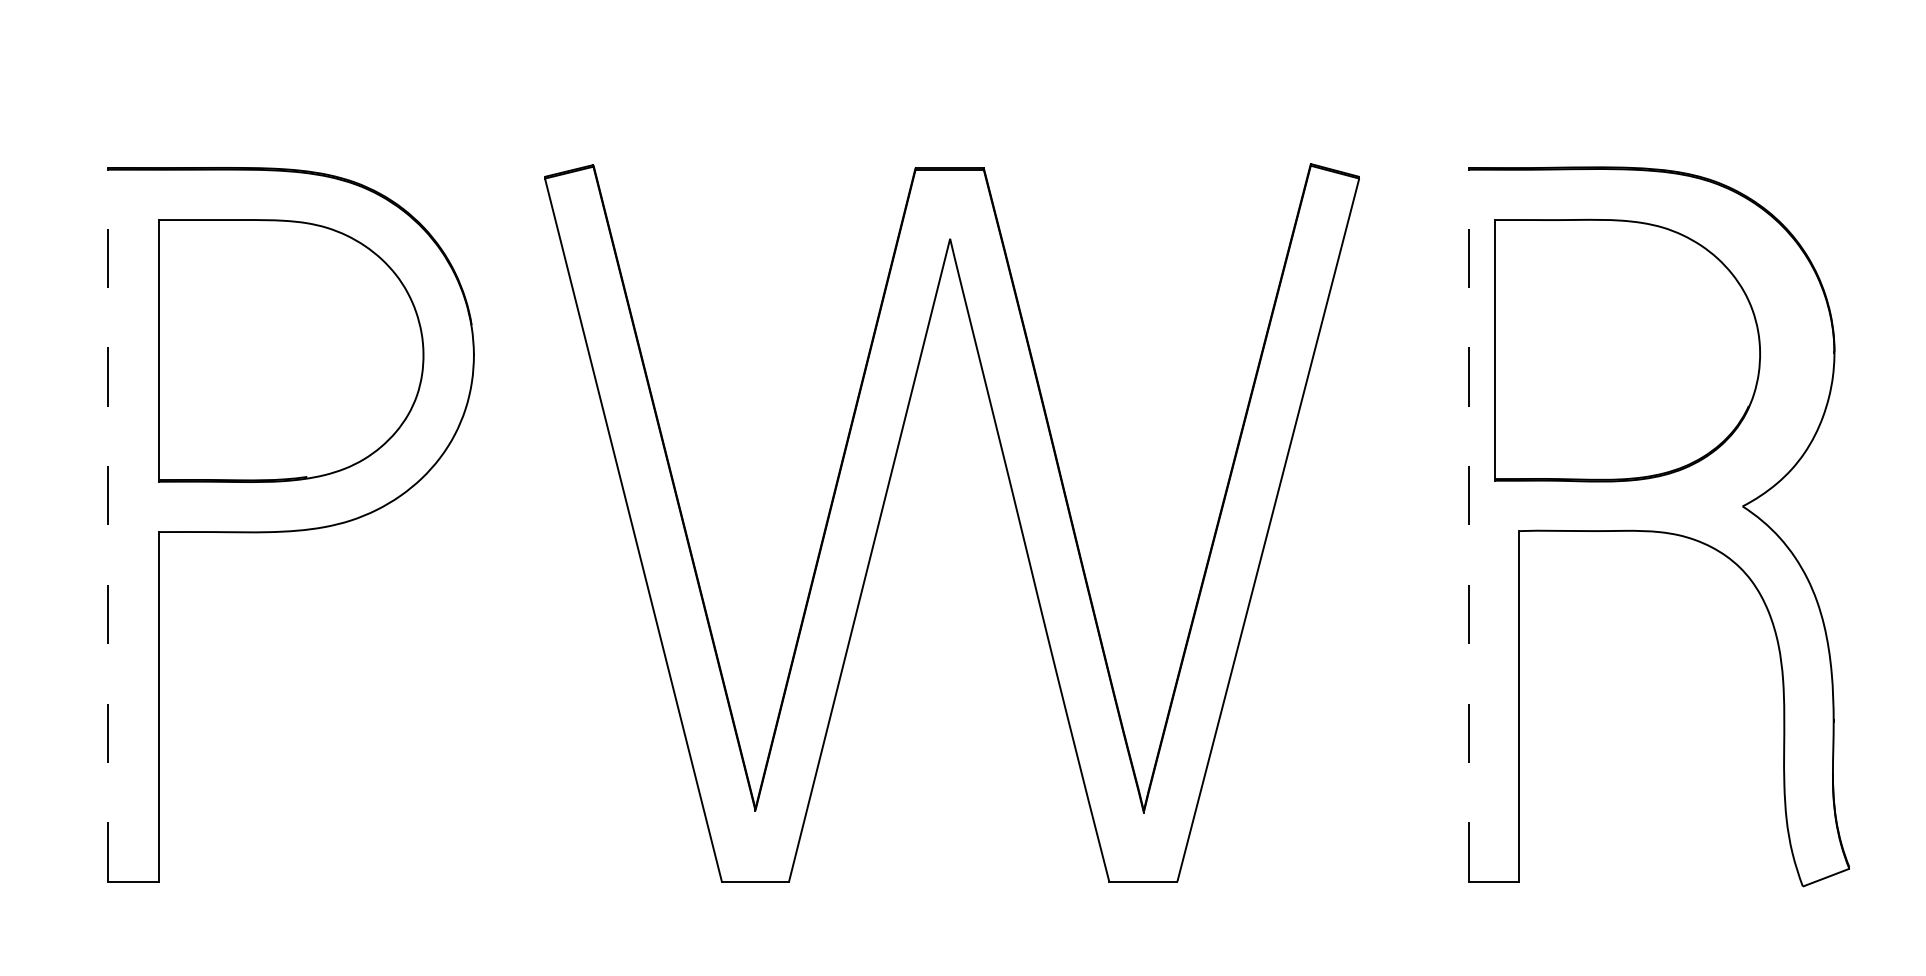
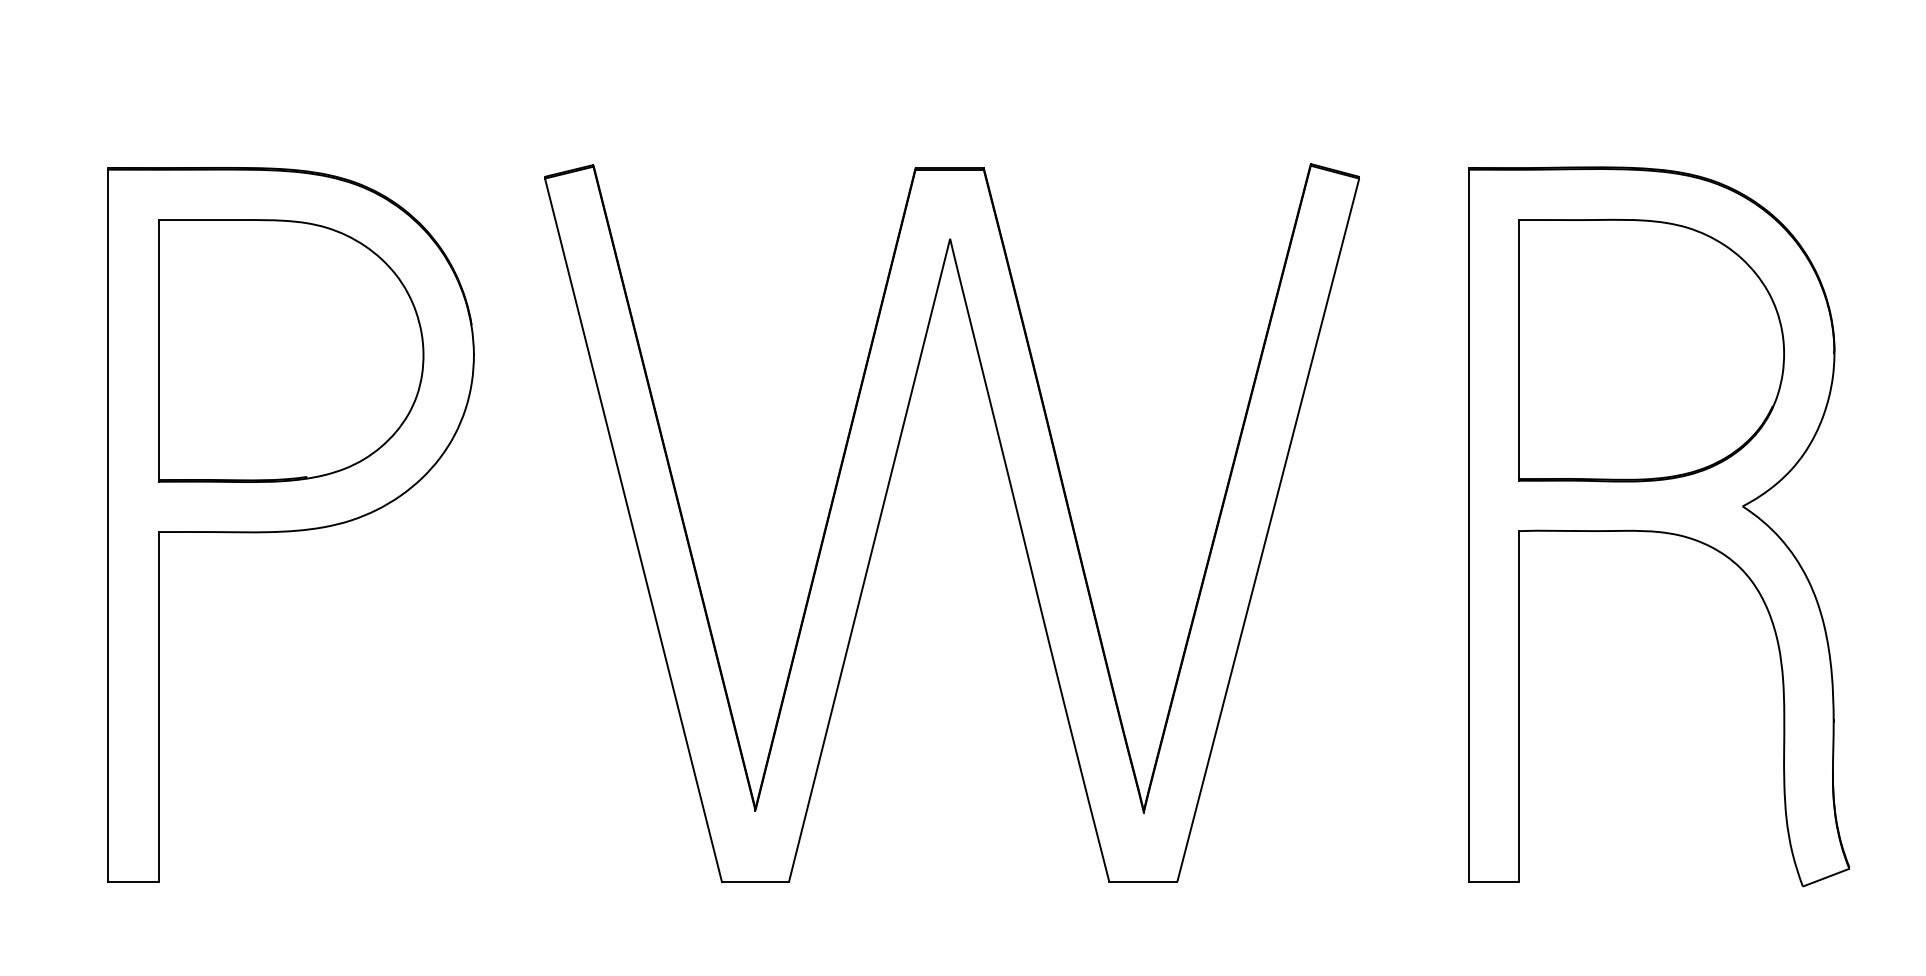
part position: (1627, 350) -> (1651, 350) (1651, 350)
line: dashed -> solid (108, 525)
line: dashed -> solid (1468, 525)
